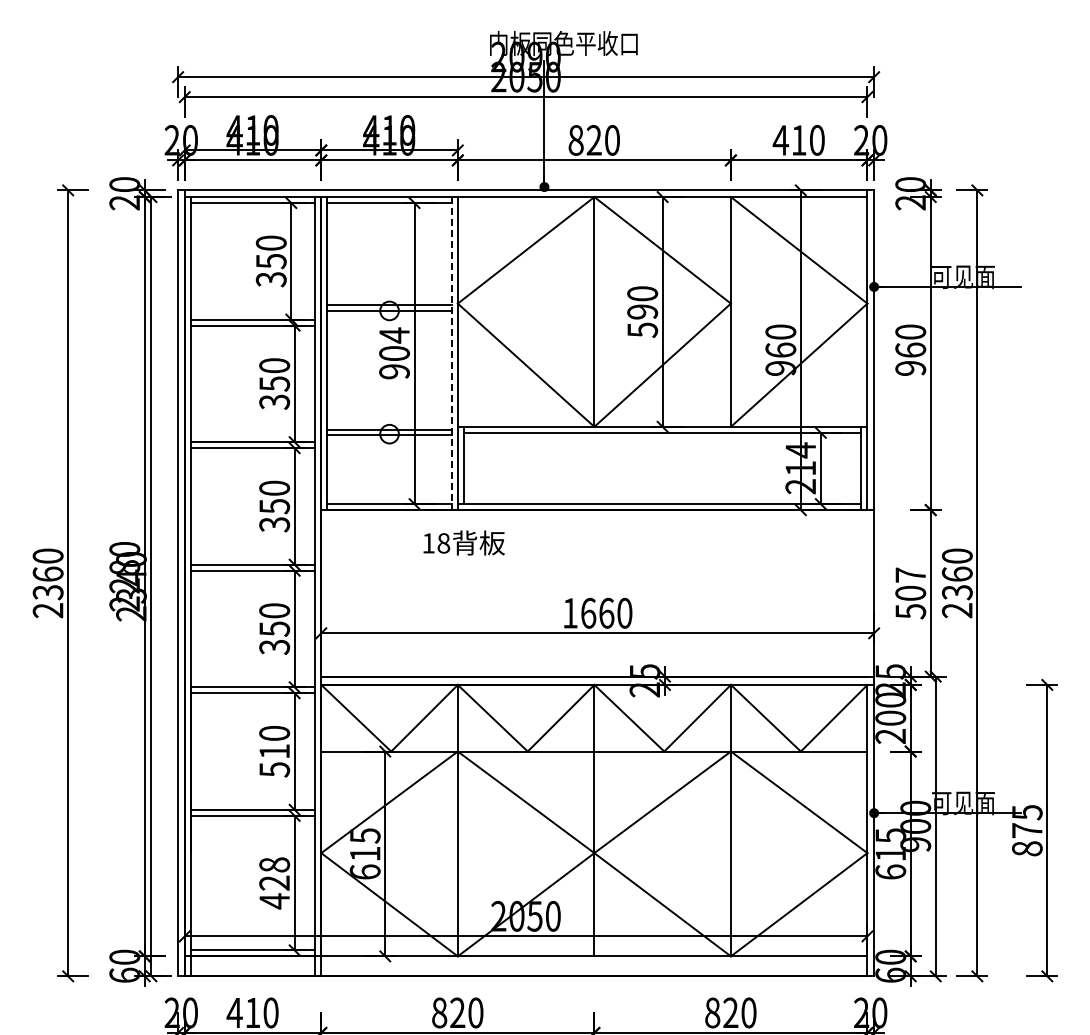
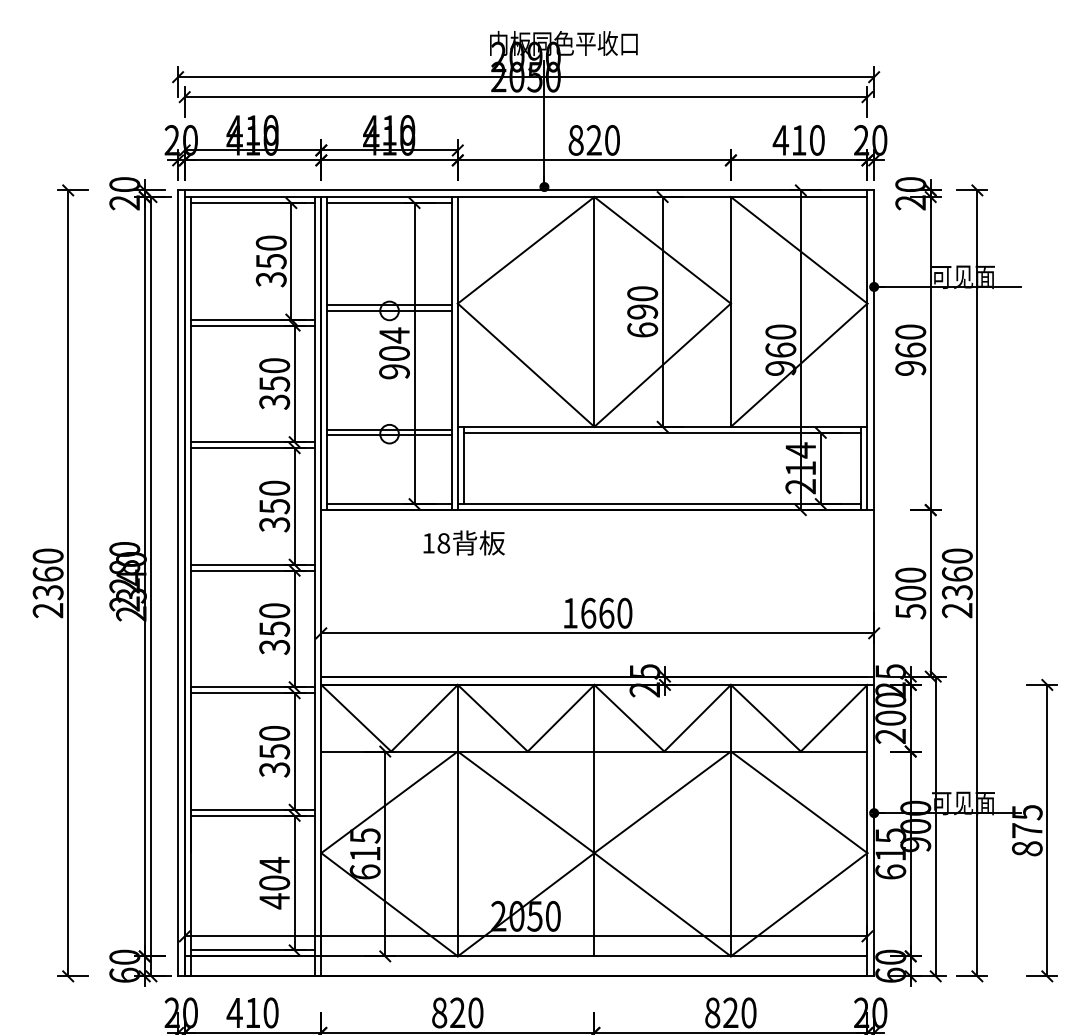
text: 590 -> 690 (642, 330)
line: dashed -> solid (451, 353)
text: 507 -> 500 (910, 574)
text: 510 -> 350 (274, 760)
text: 428 -> 404 (274, 873)
